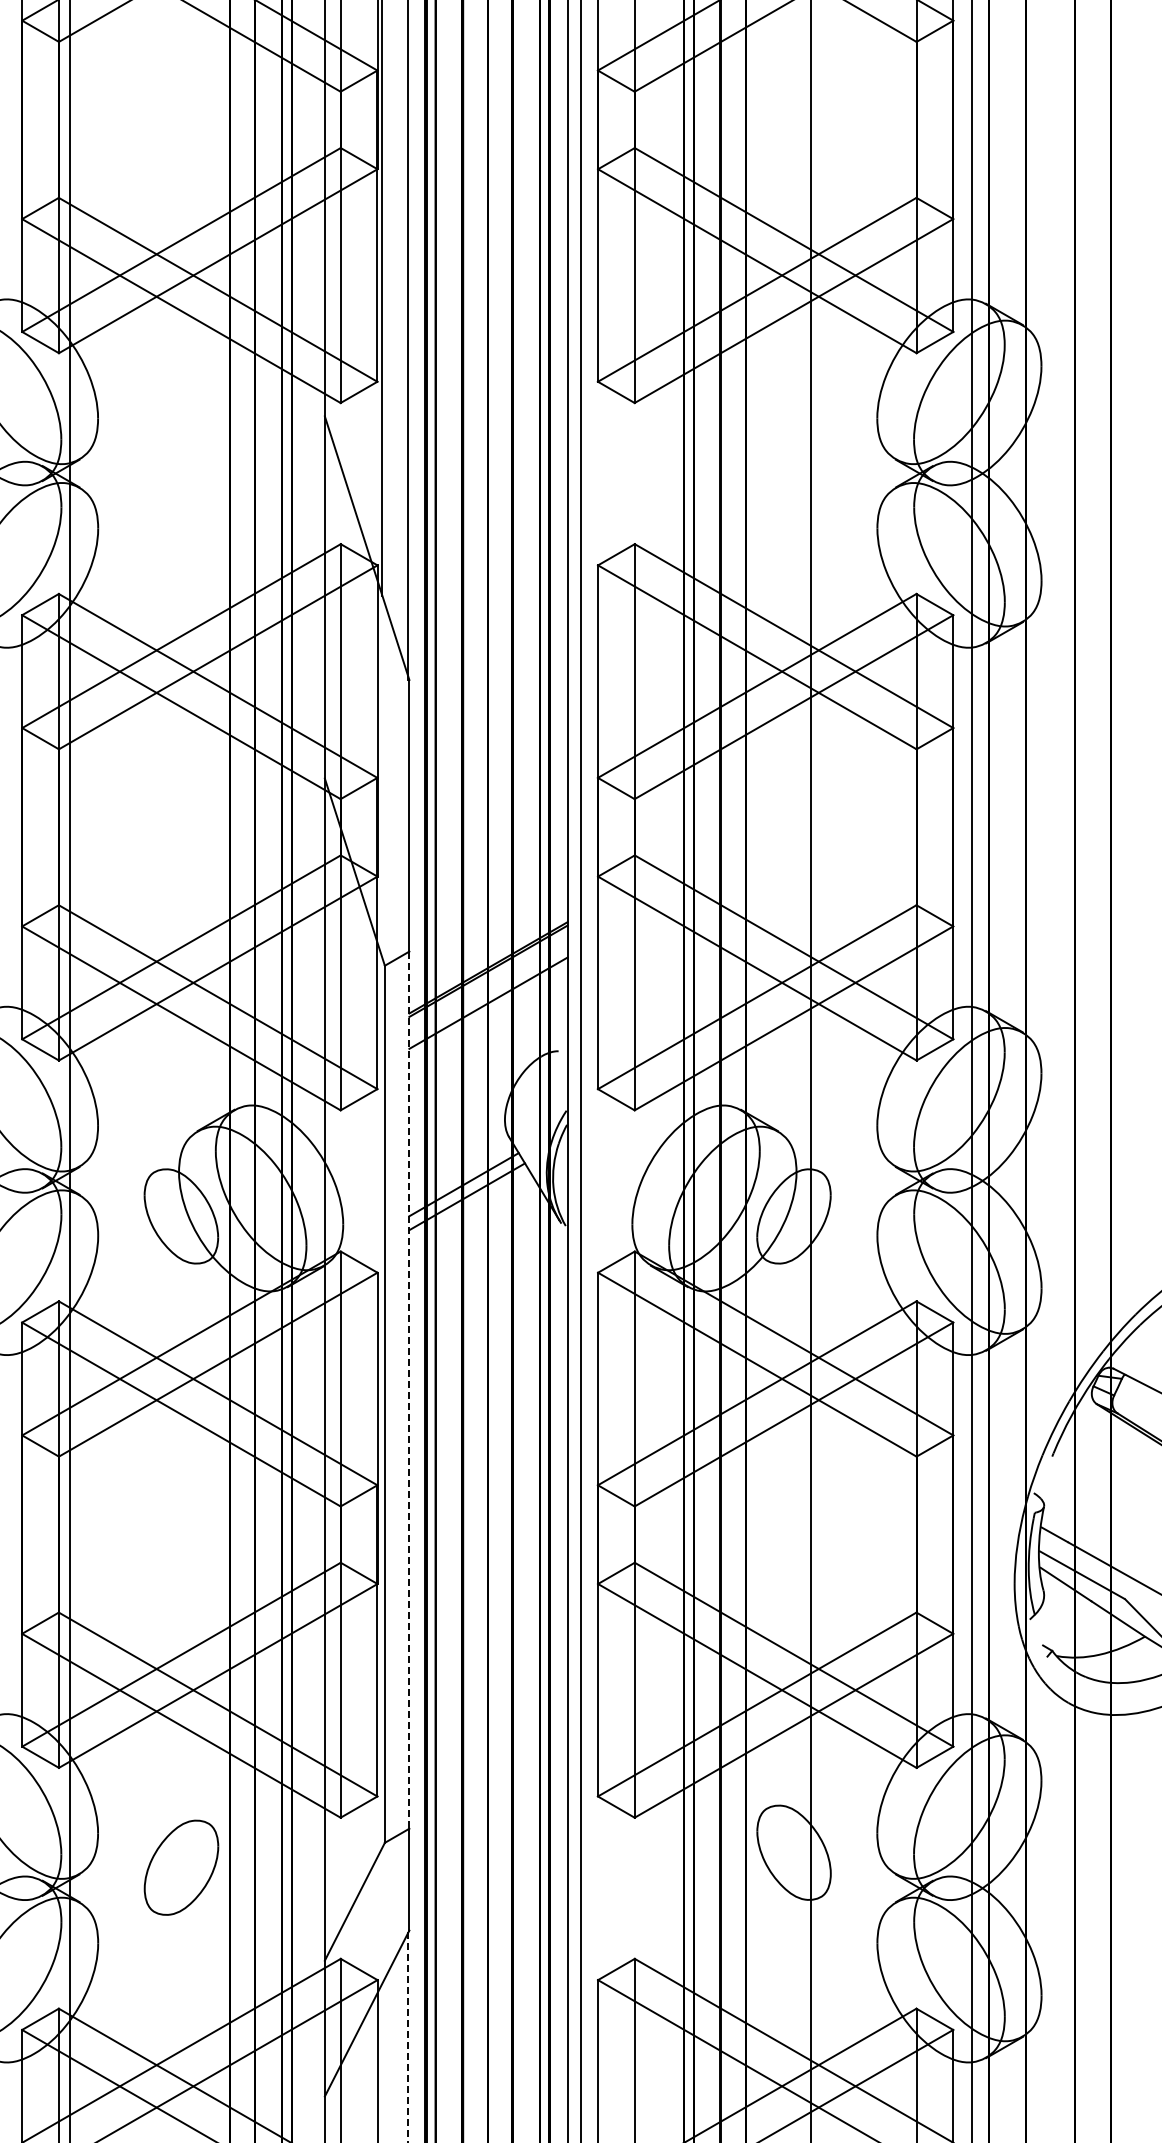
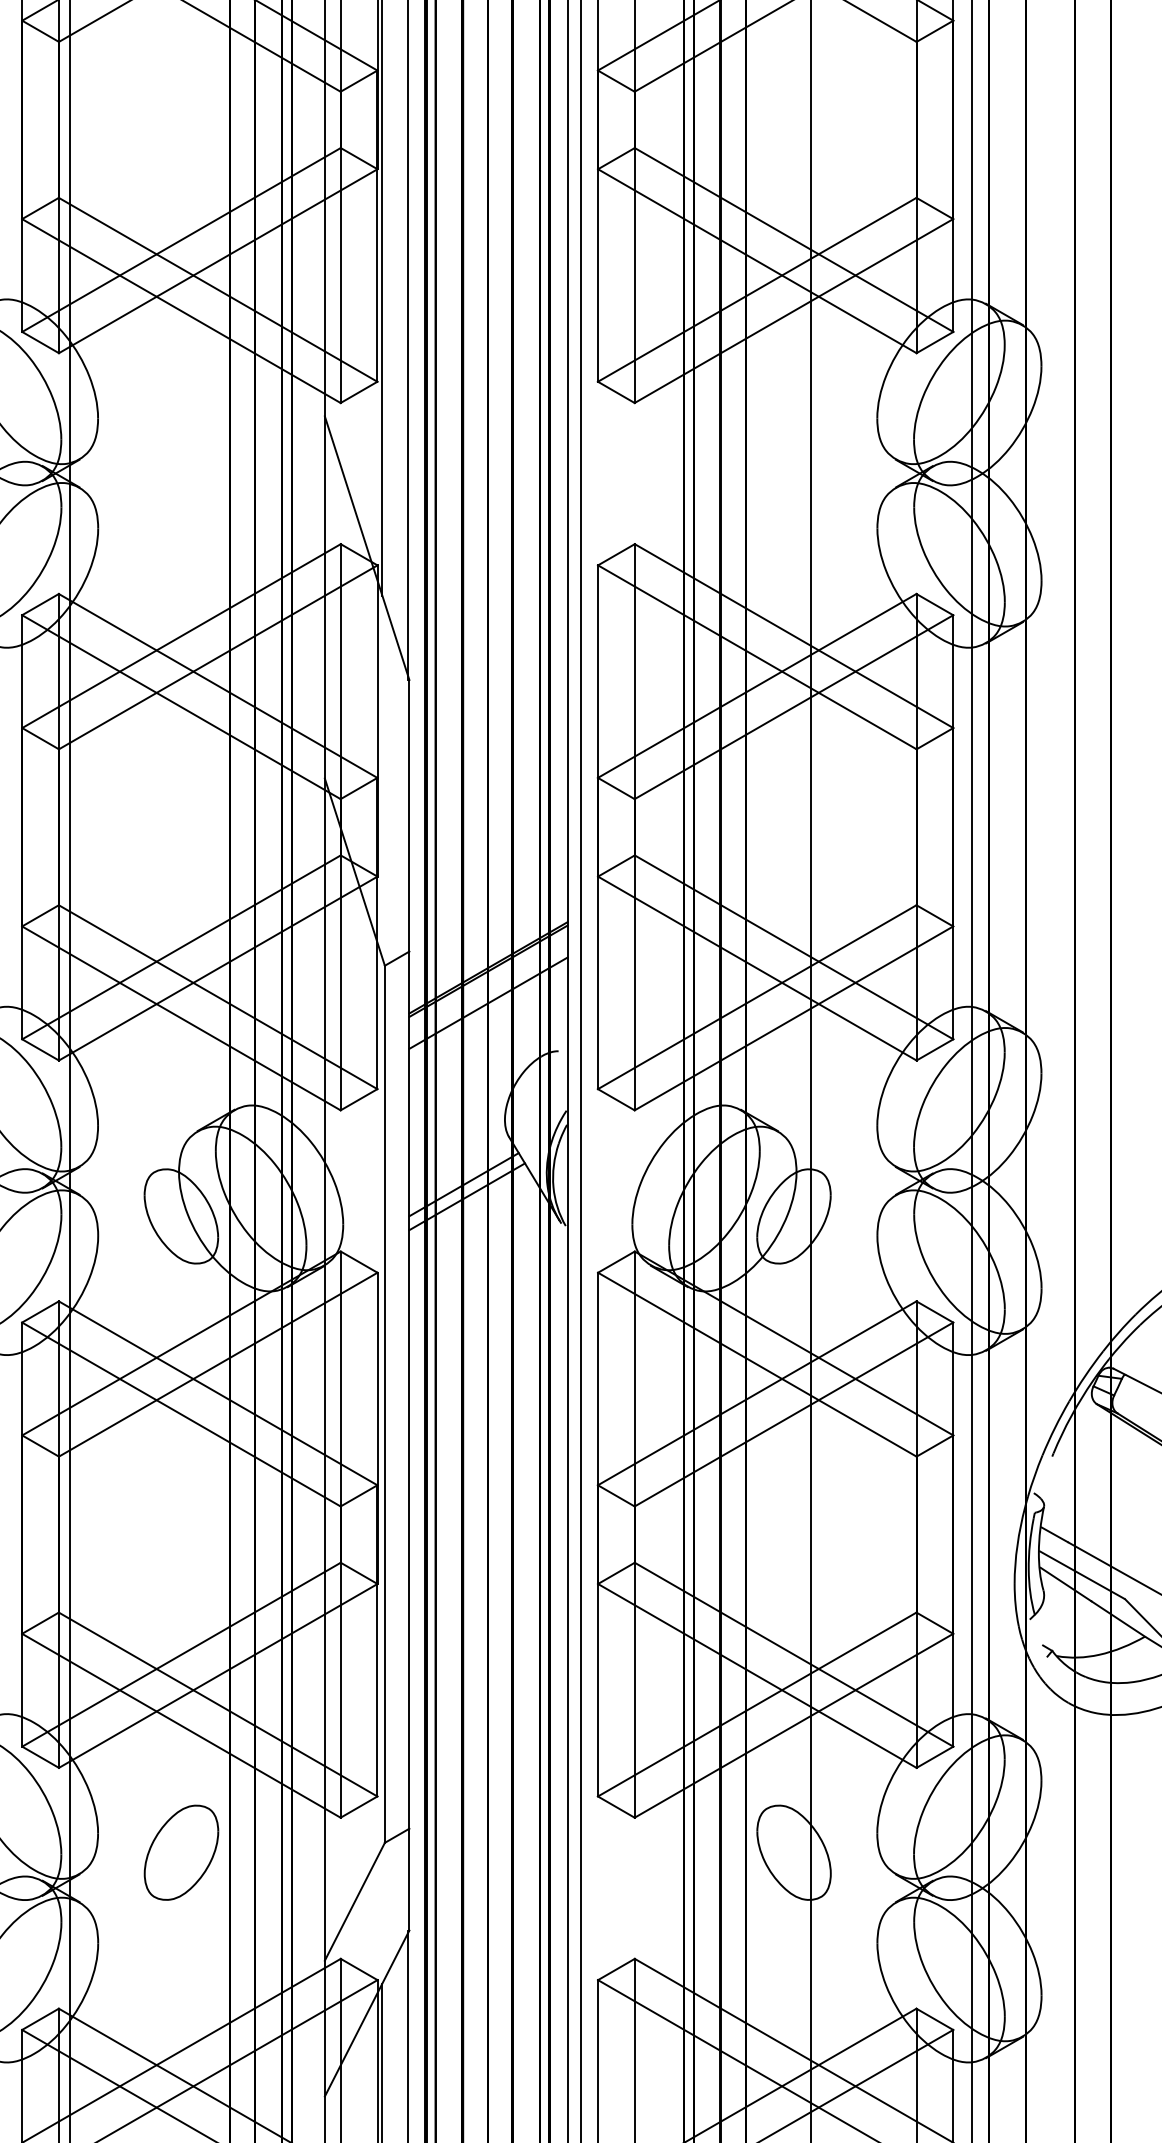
line: dashed -> solid (409, 1390)
part position: (181, 1867) -> (181, 1852) (181, 1852)
line: dashed -> solid (407, 2036)
line: none -> present (382, 2061)
